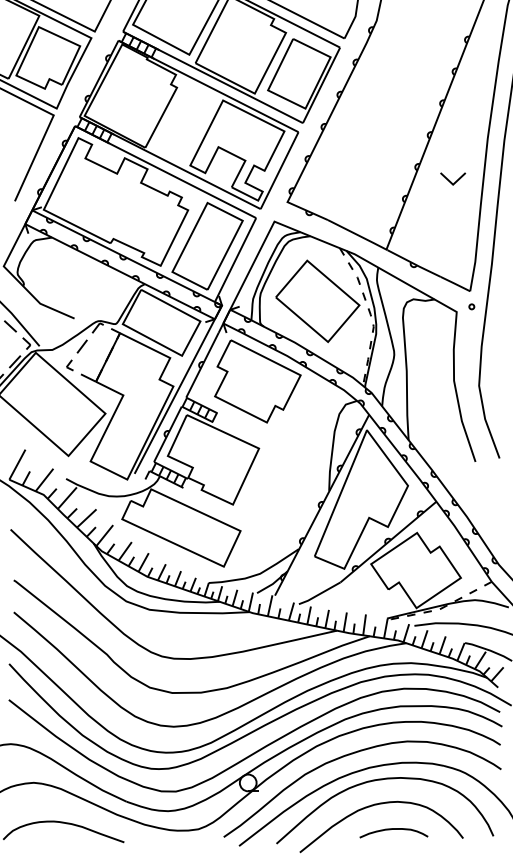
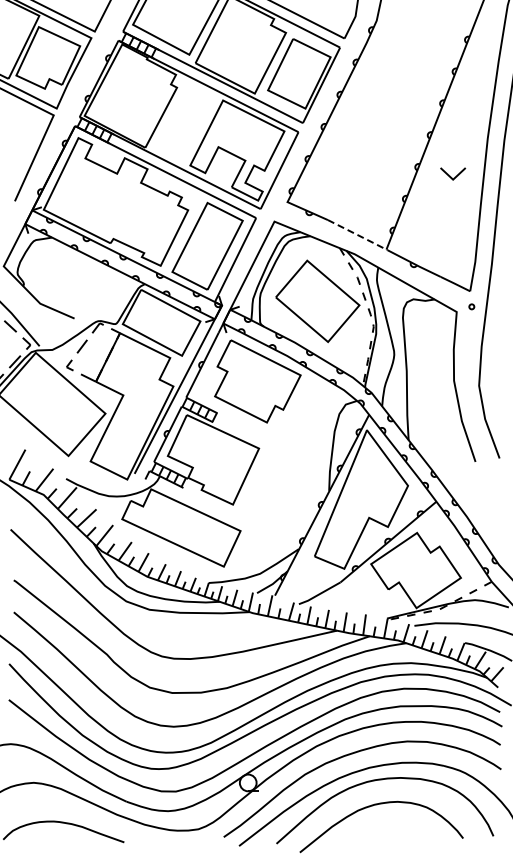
part position: (453, 178) -> (453, 173) (453, 173)
line: solid -> dashed (359, 235)
curve: present -> none (393, 829)
